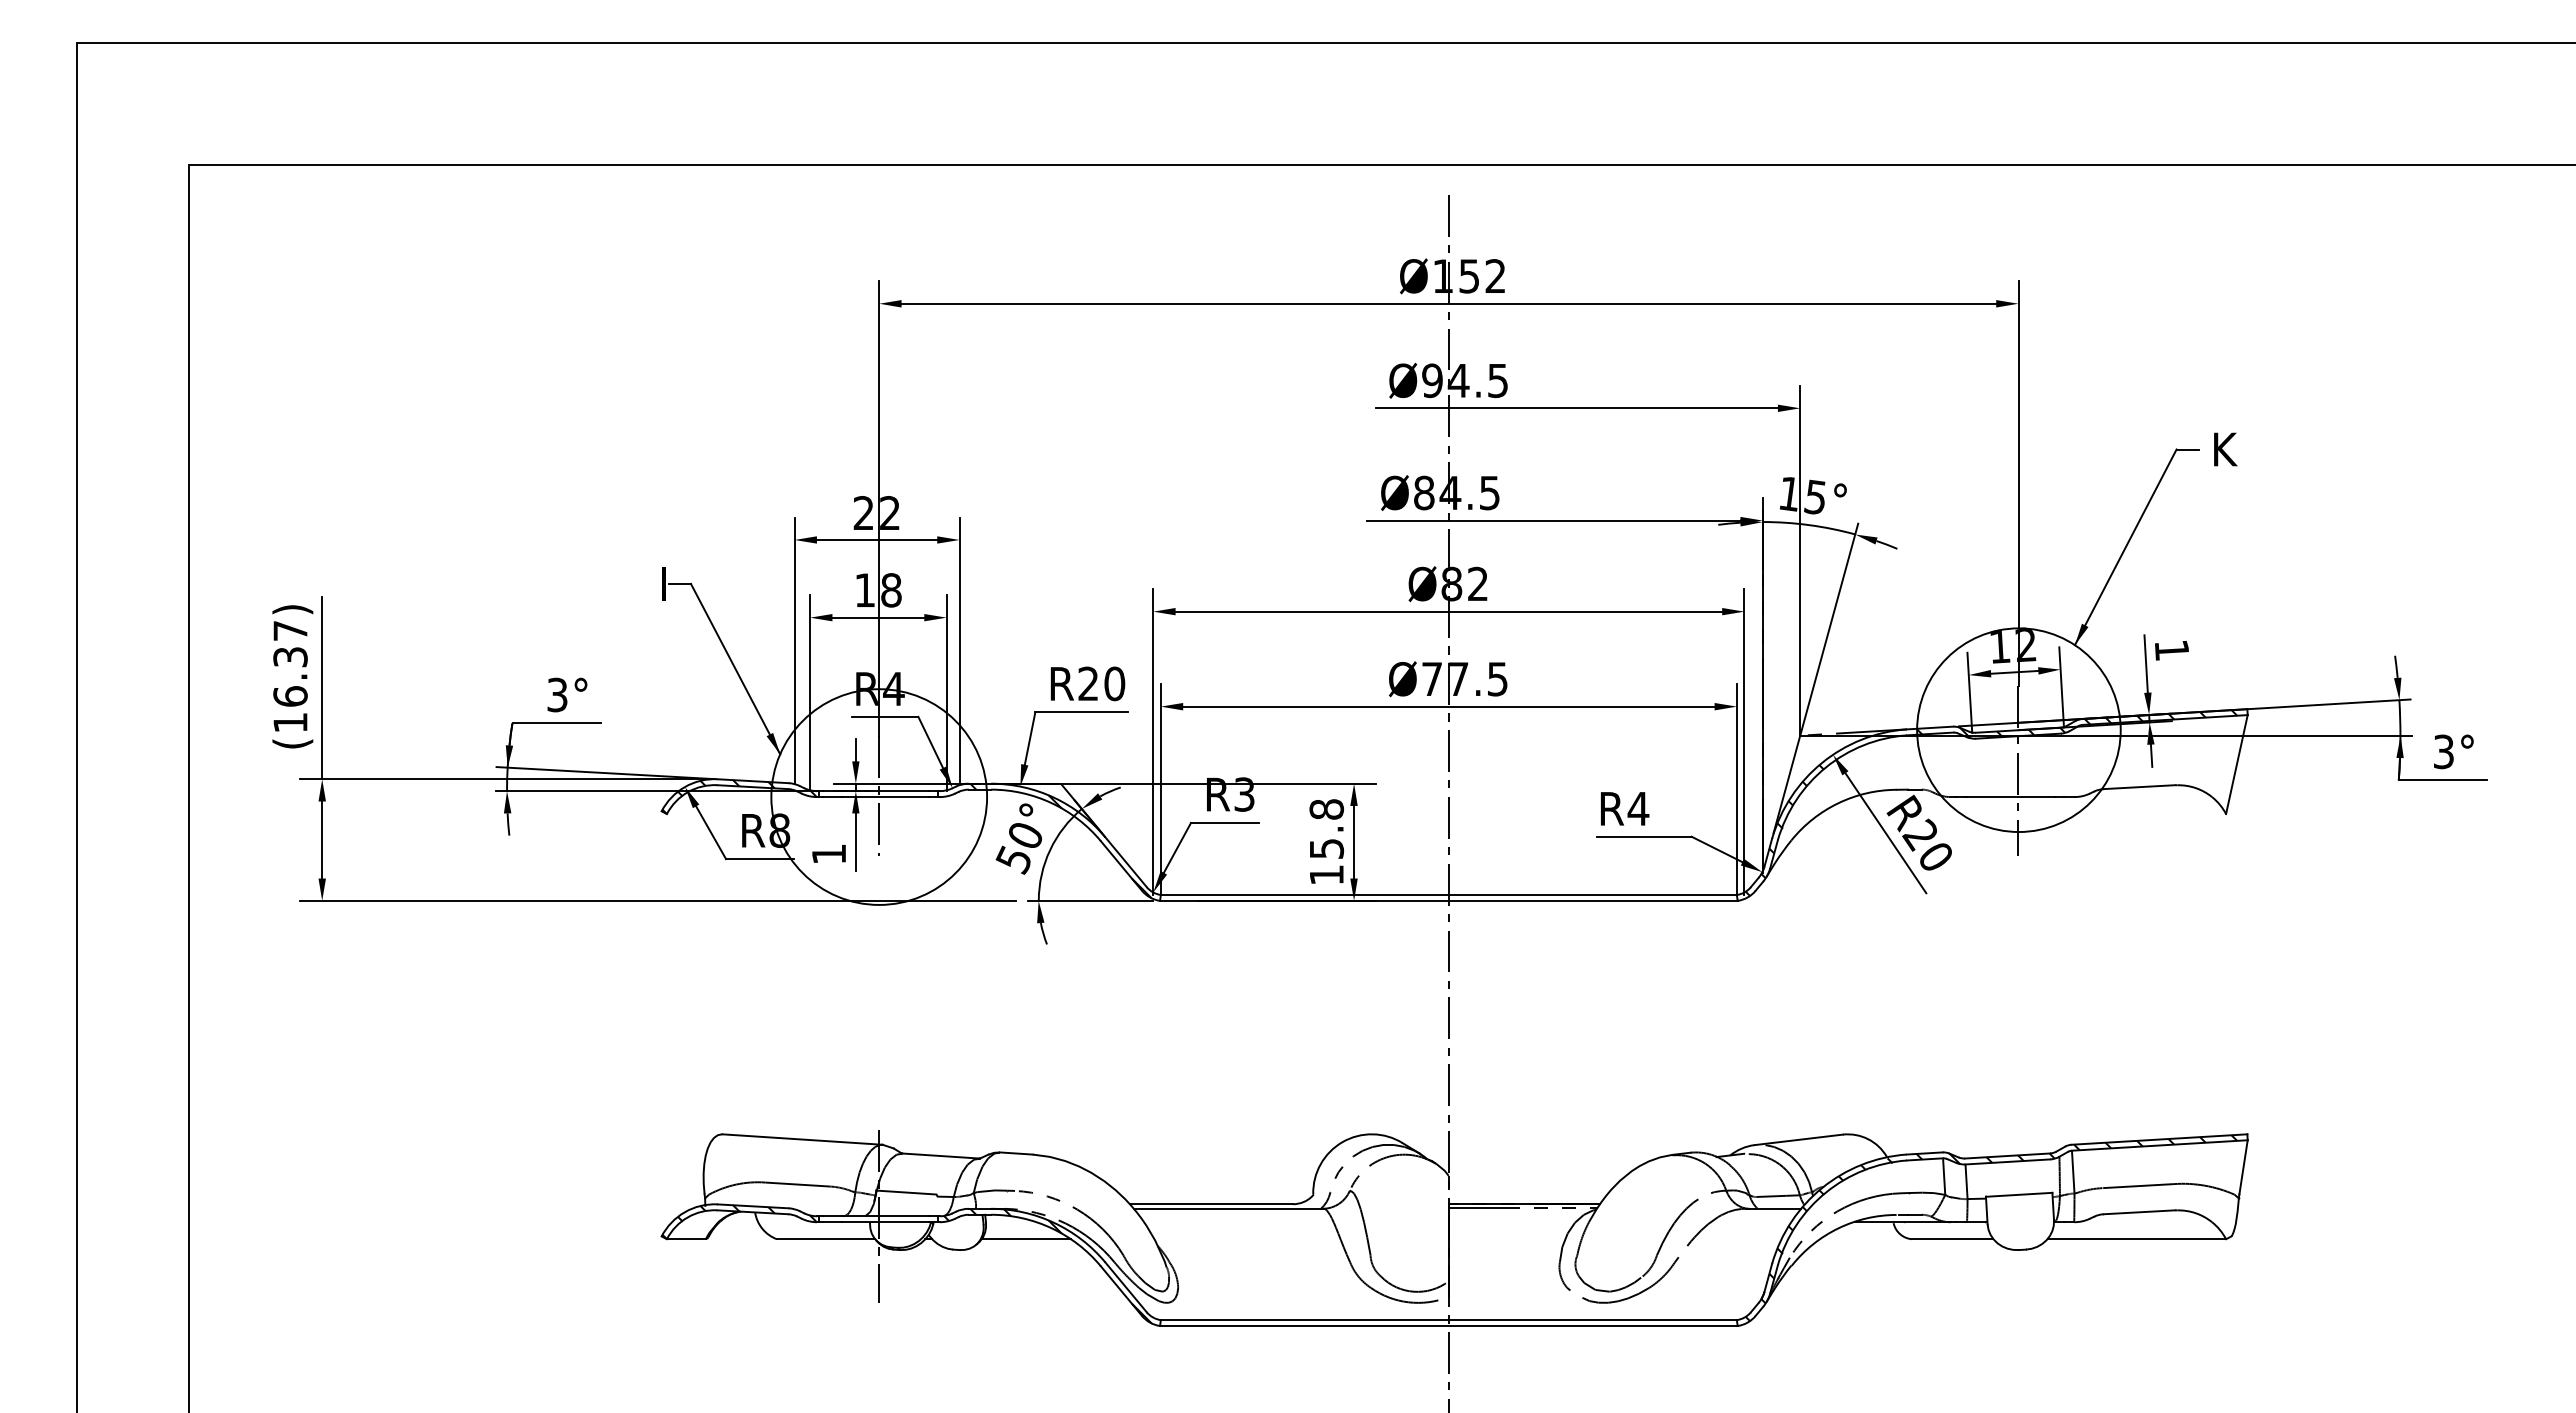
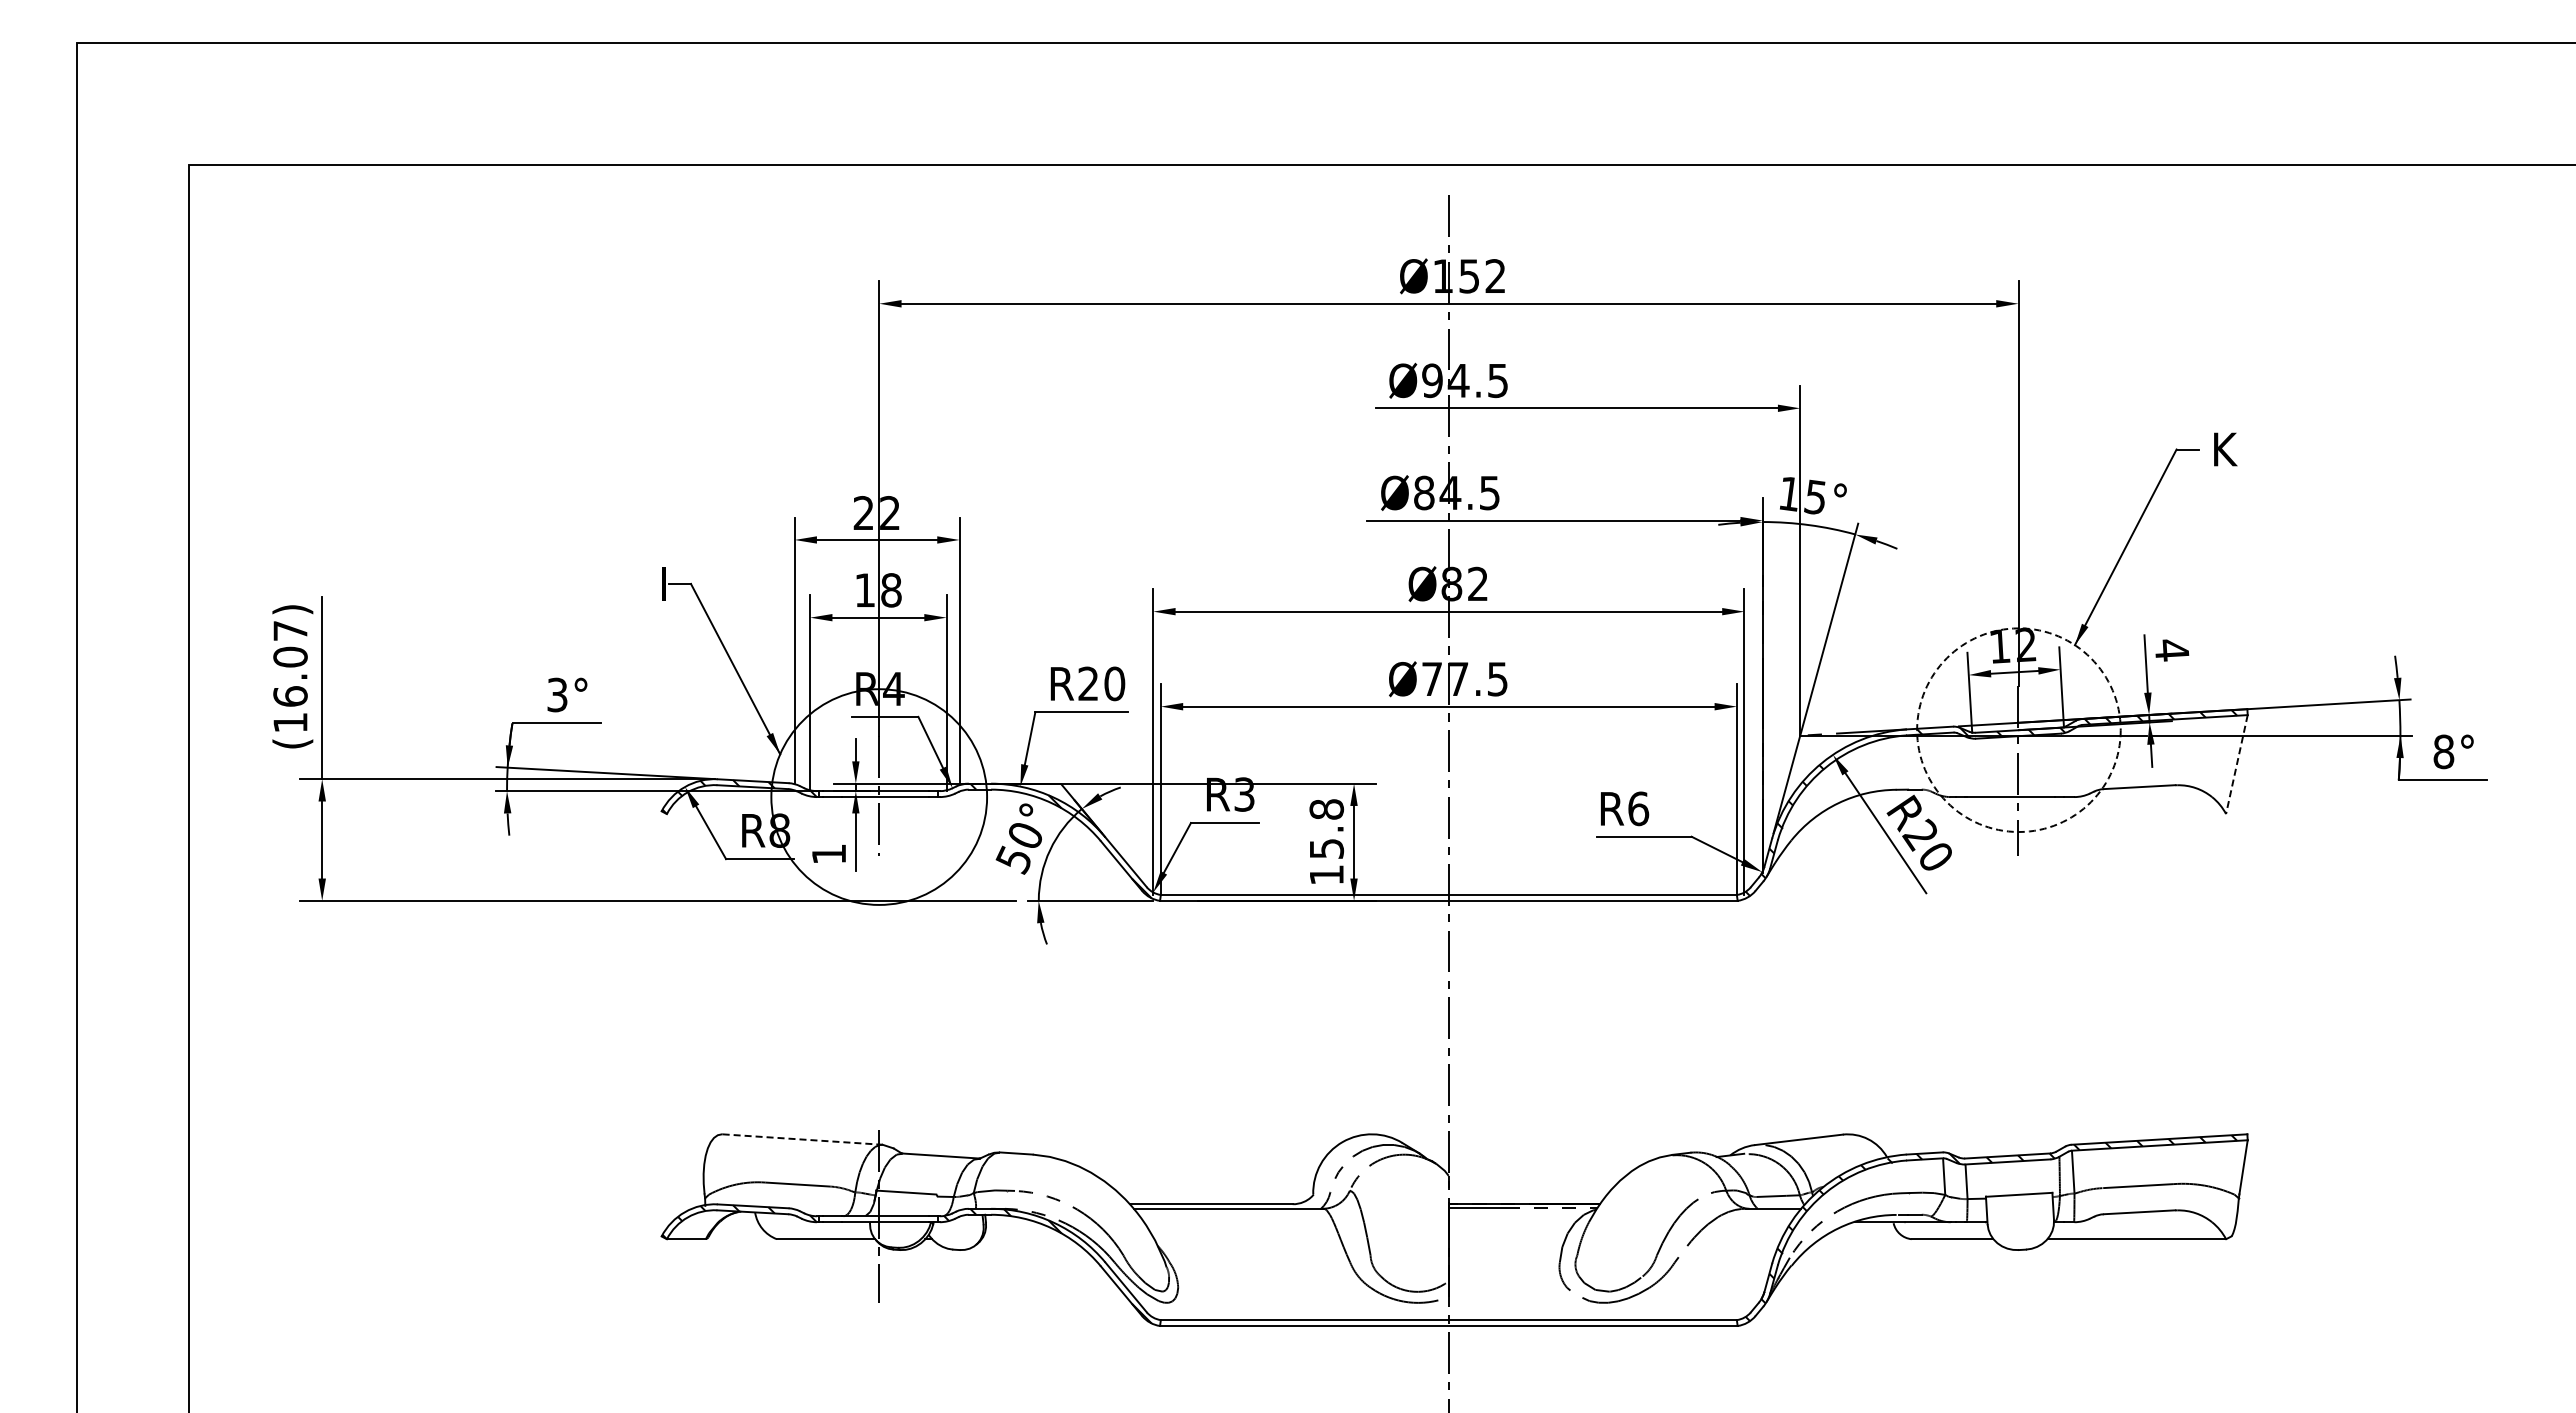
text: 1 -> 4 (2172, 650)
text: (16.37) -> (16.07) (290, 656)
circle: solid -> dashed (2018, 730)
text: 3° -> 8° (2443, 751)
line: solid -> dashed (2236, 764)
text: R4 -> R6 (1638, 808)
line: solid -> dashed (803, 1139)
line: present -> none (1025, 1239)
